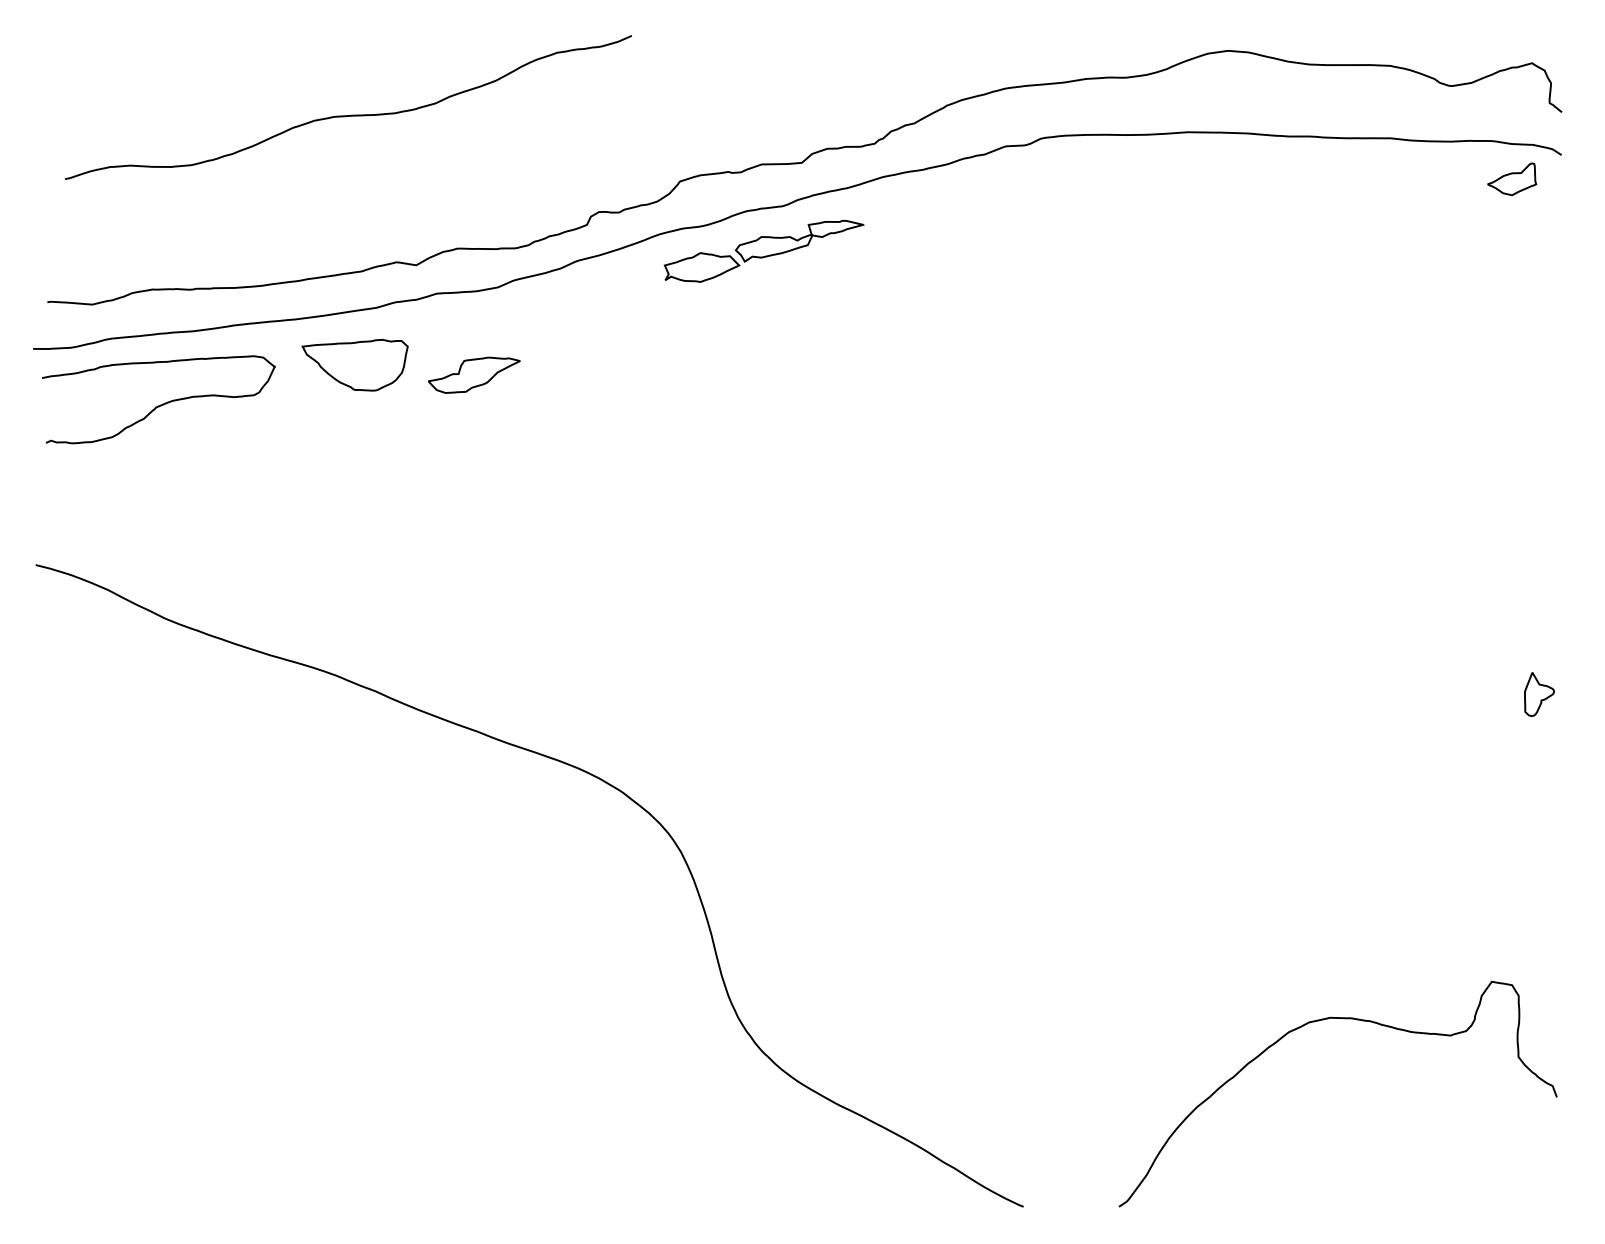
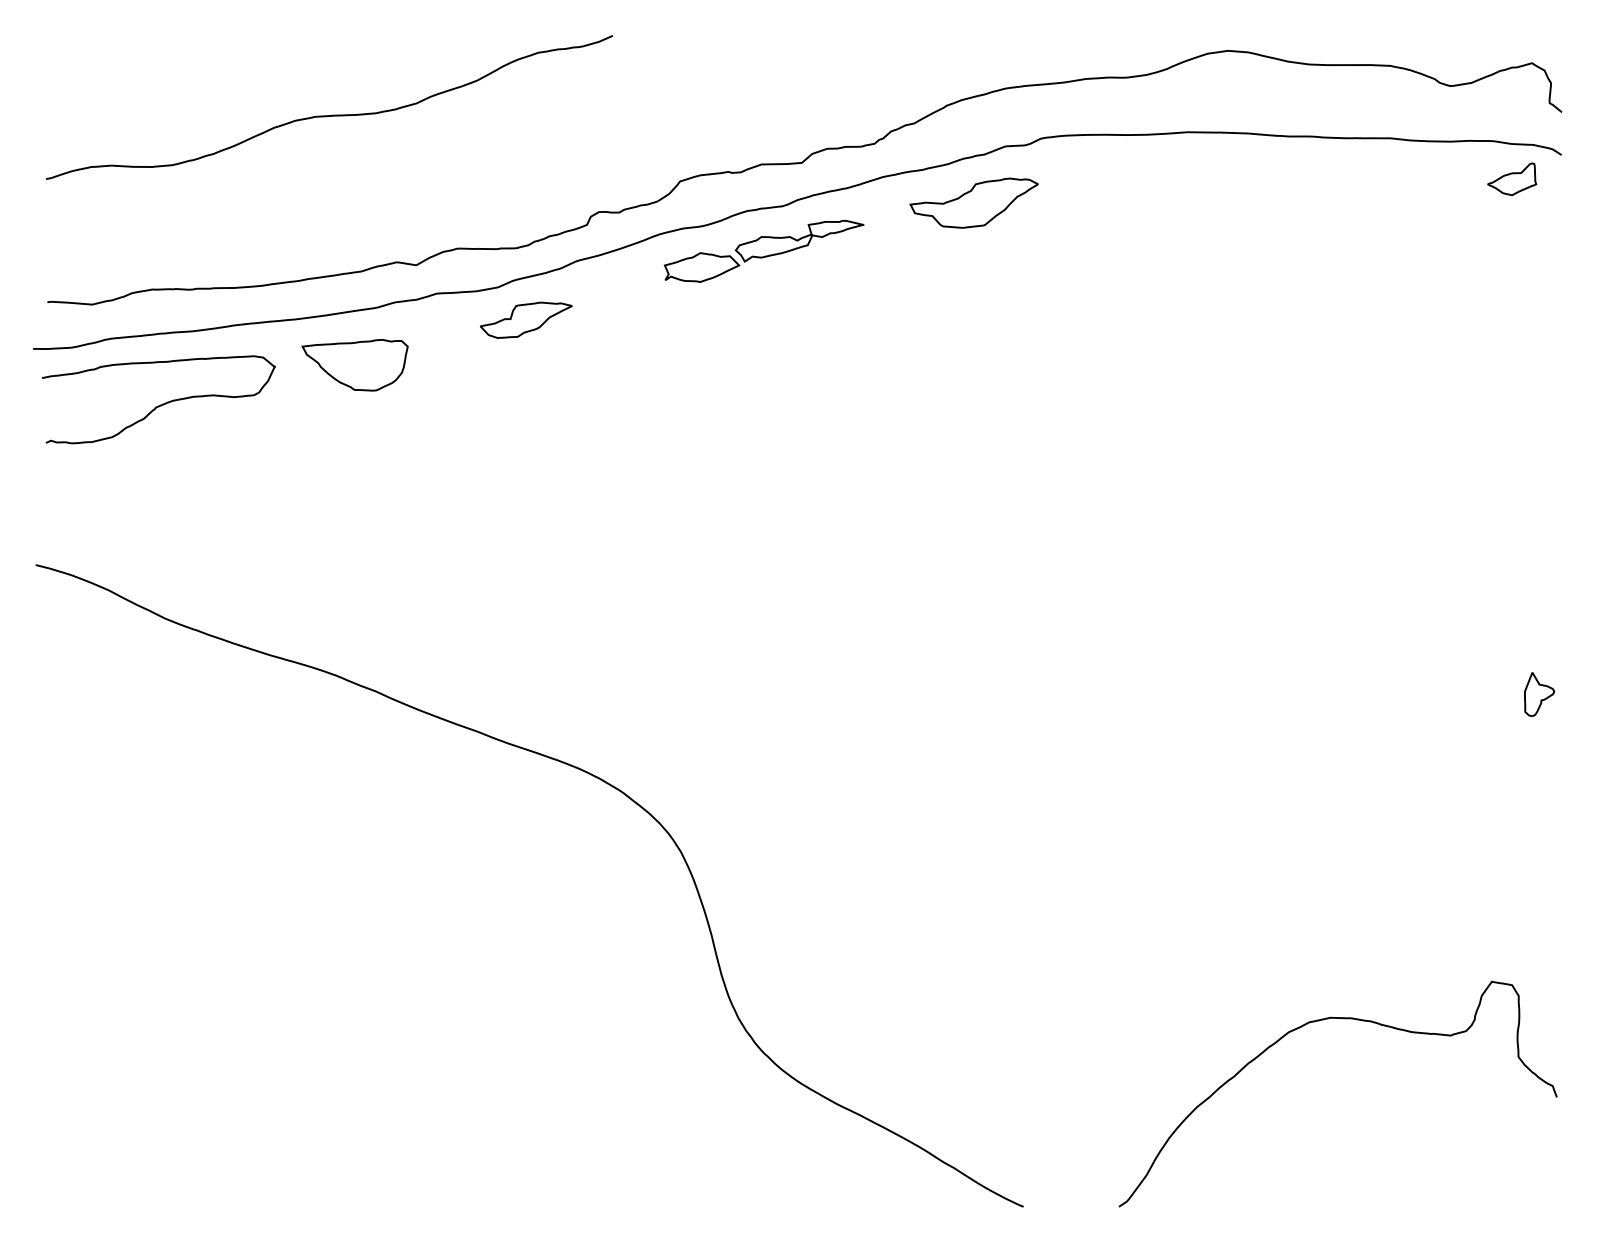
curve position: (351, 114) -> (332, 114) (332, 114)
part: none -> present (973, 202)
part position: (474, 374) -> (526, 319) (526, 319)
